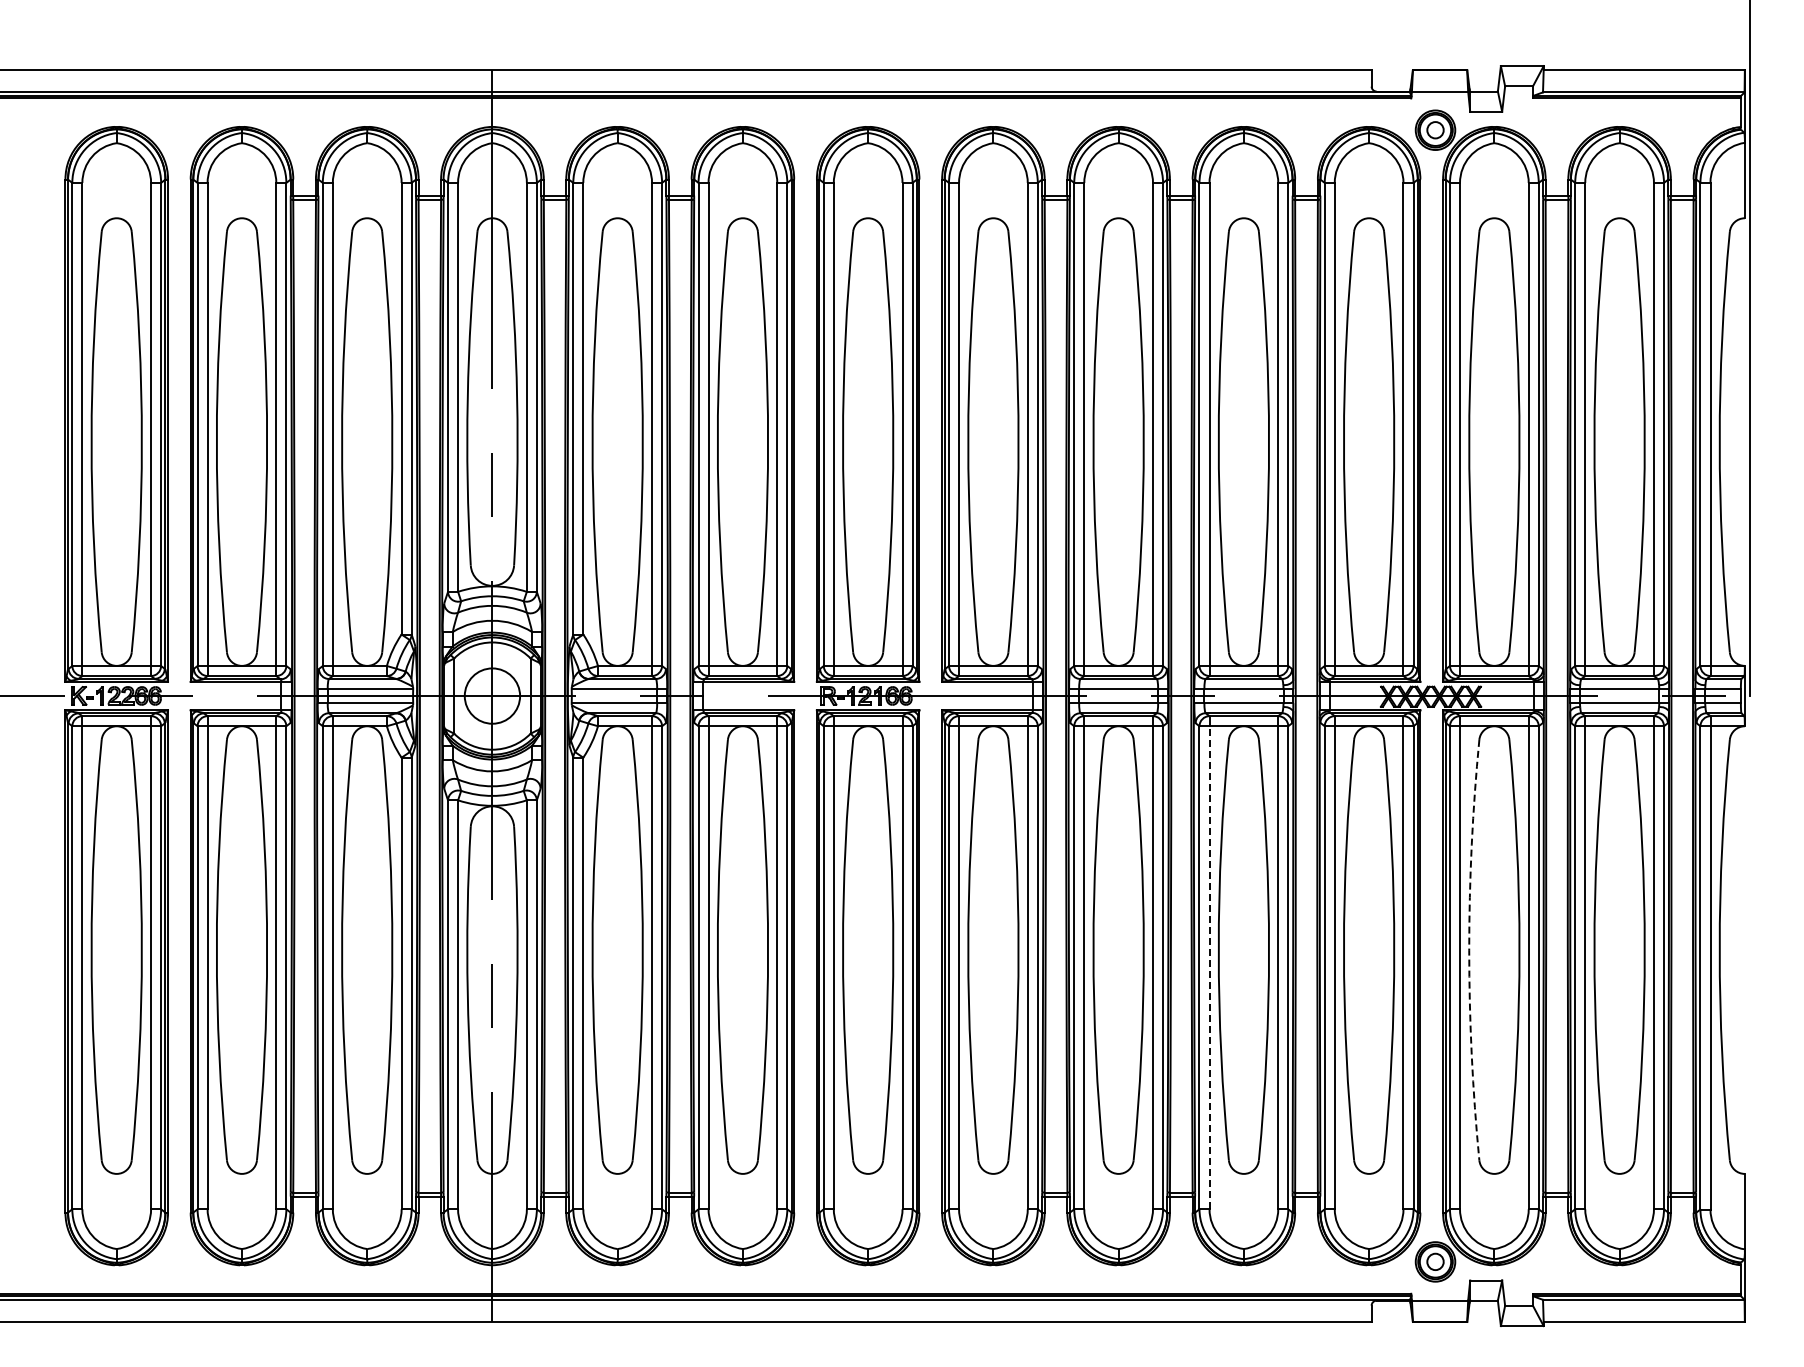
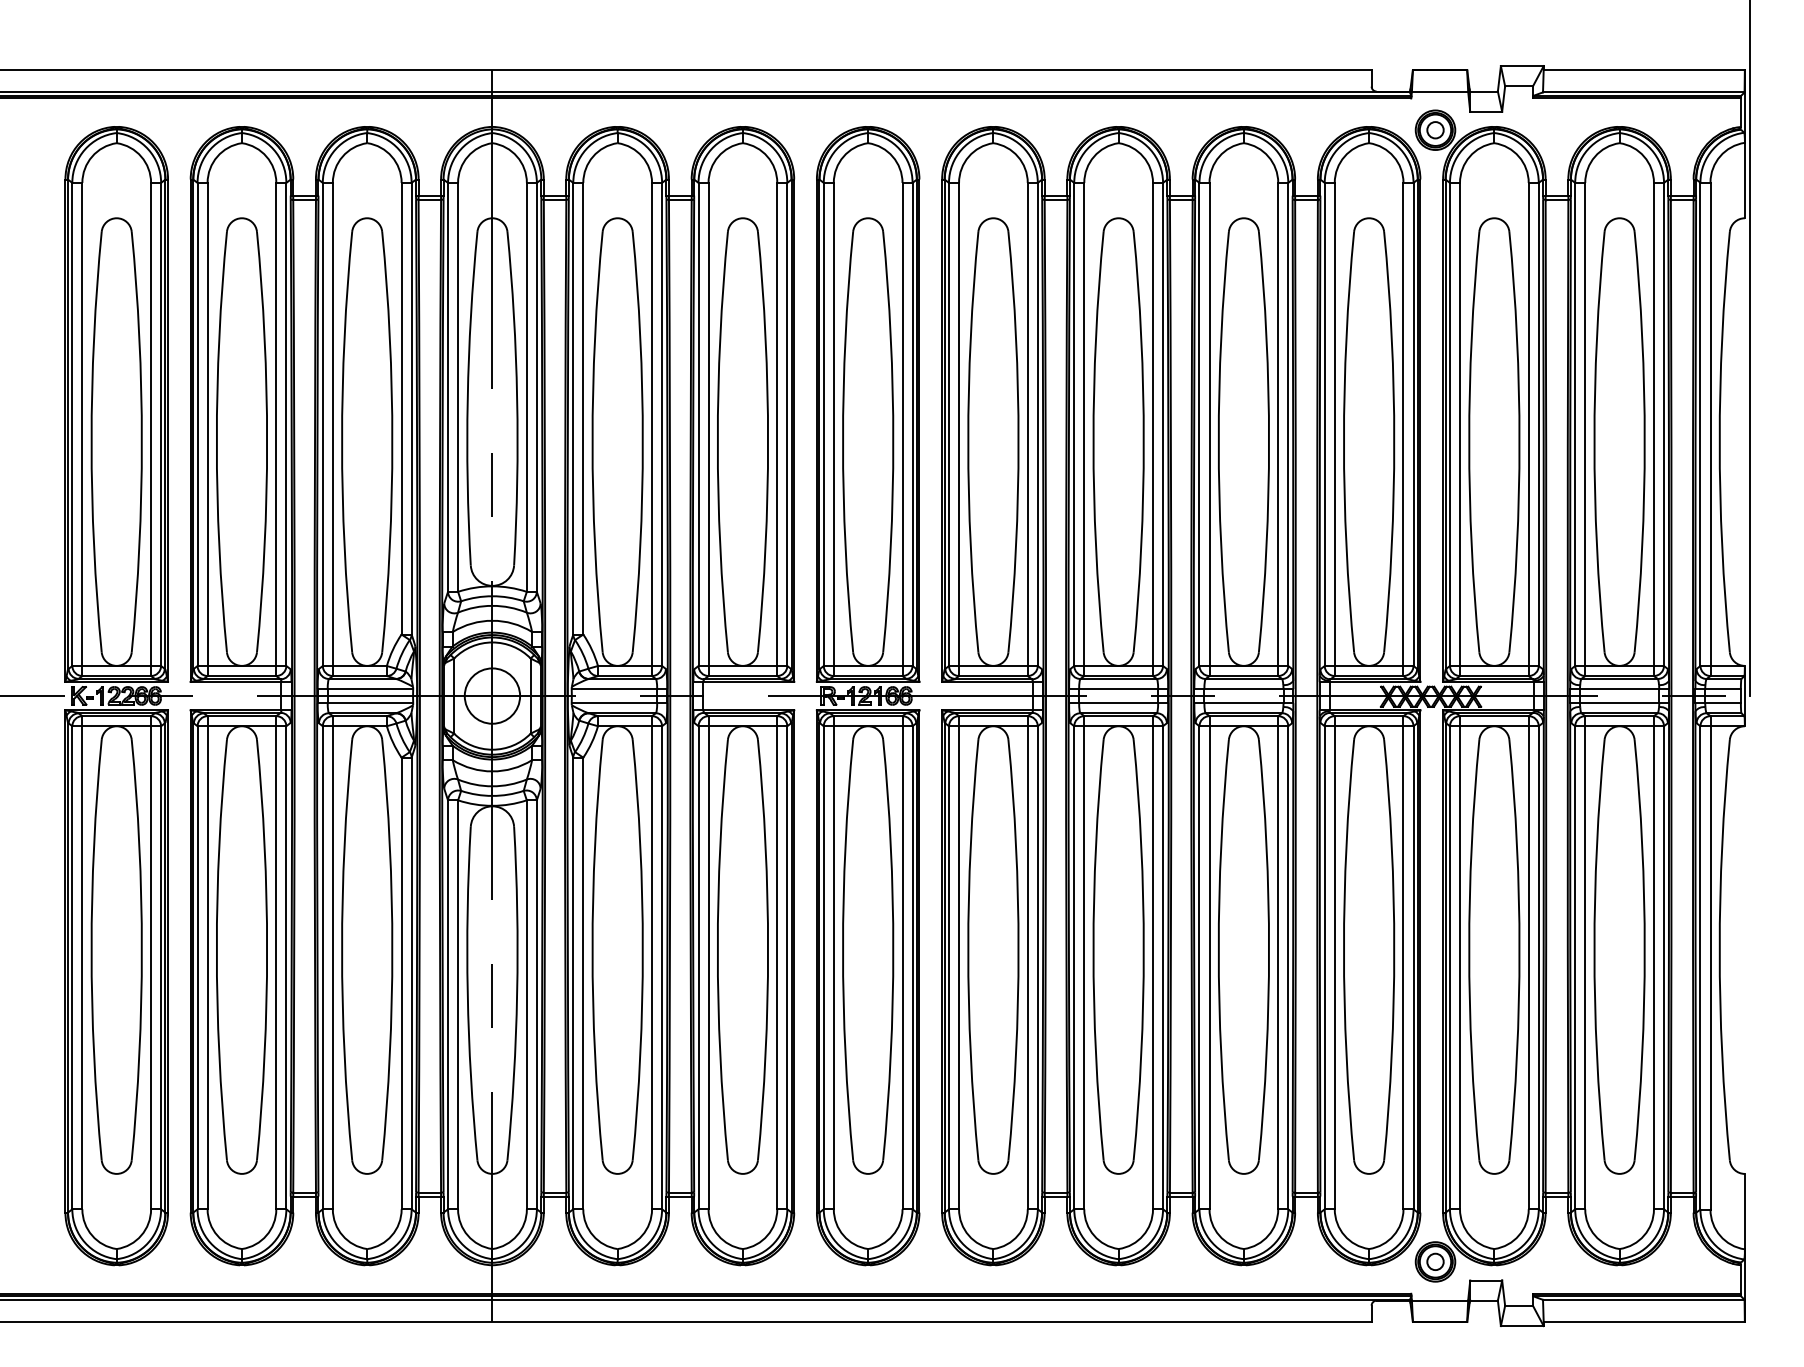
arc: dashed -> solid (1469, 950)
line: dashed -> solid (1209, 967)
